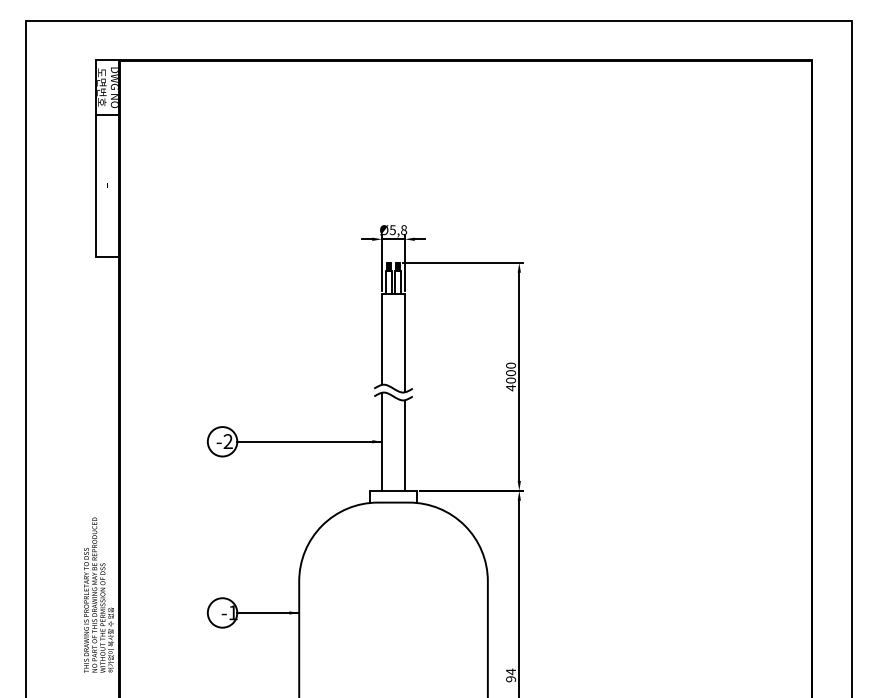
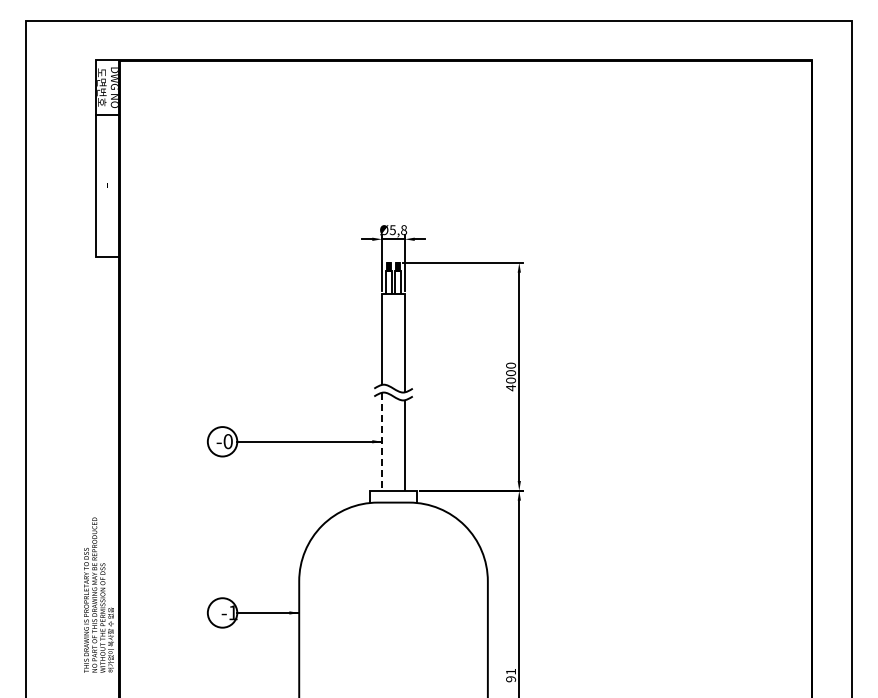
text: -2 -> -0 (227, 441)
line: solid -> dashed (382, 442)
text: 94 -> 91 (510, 671)
